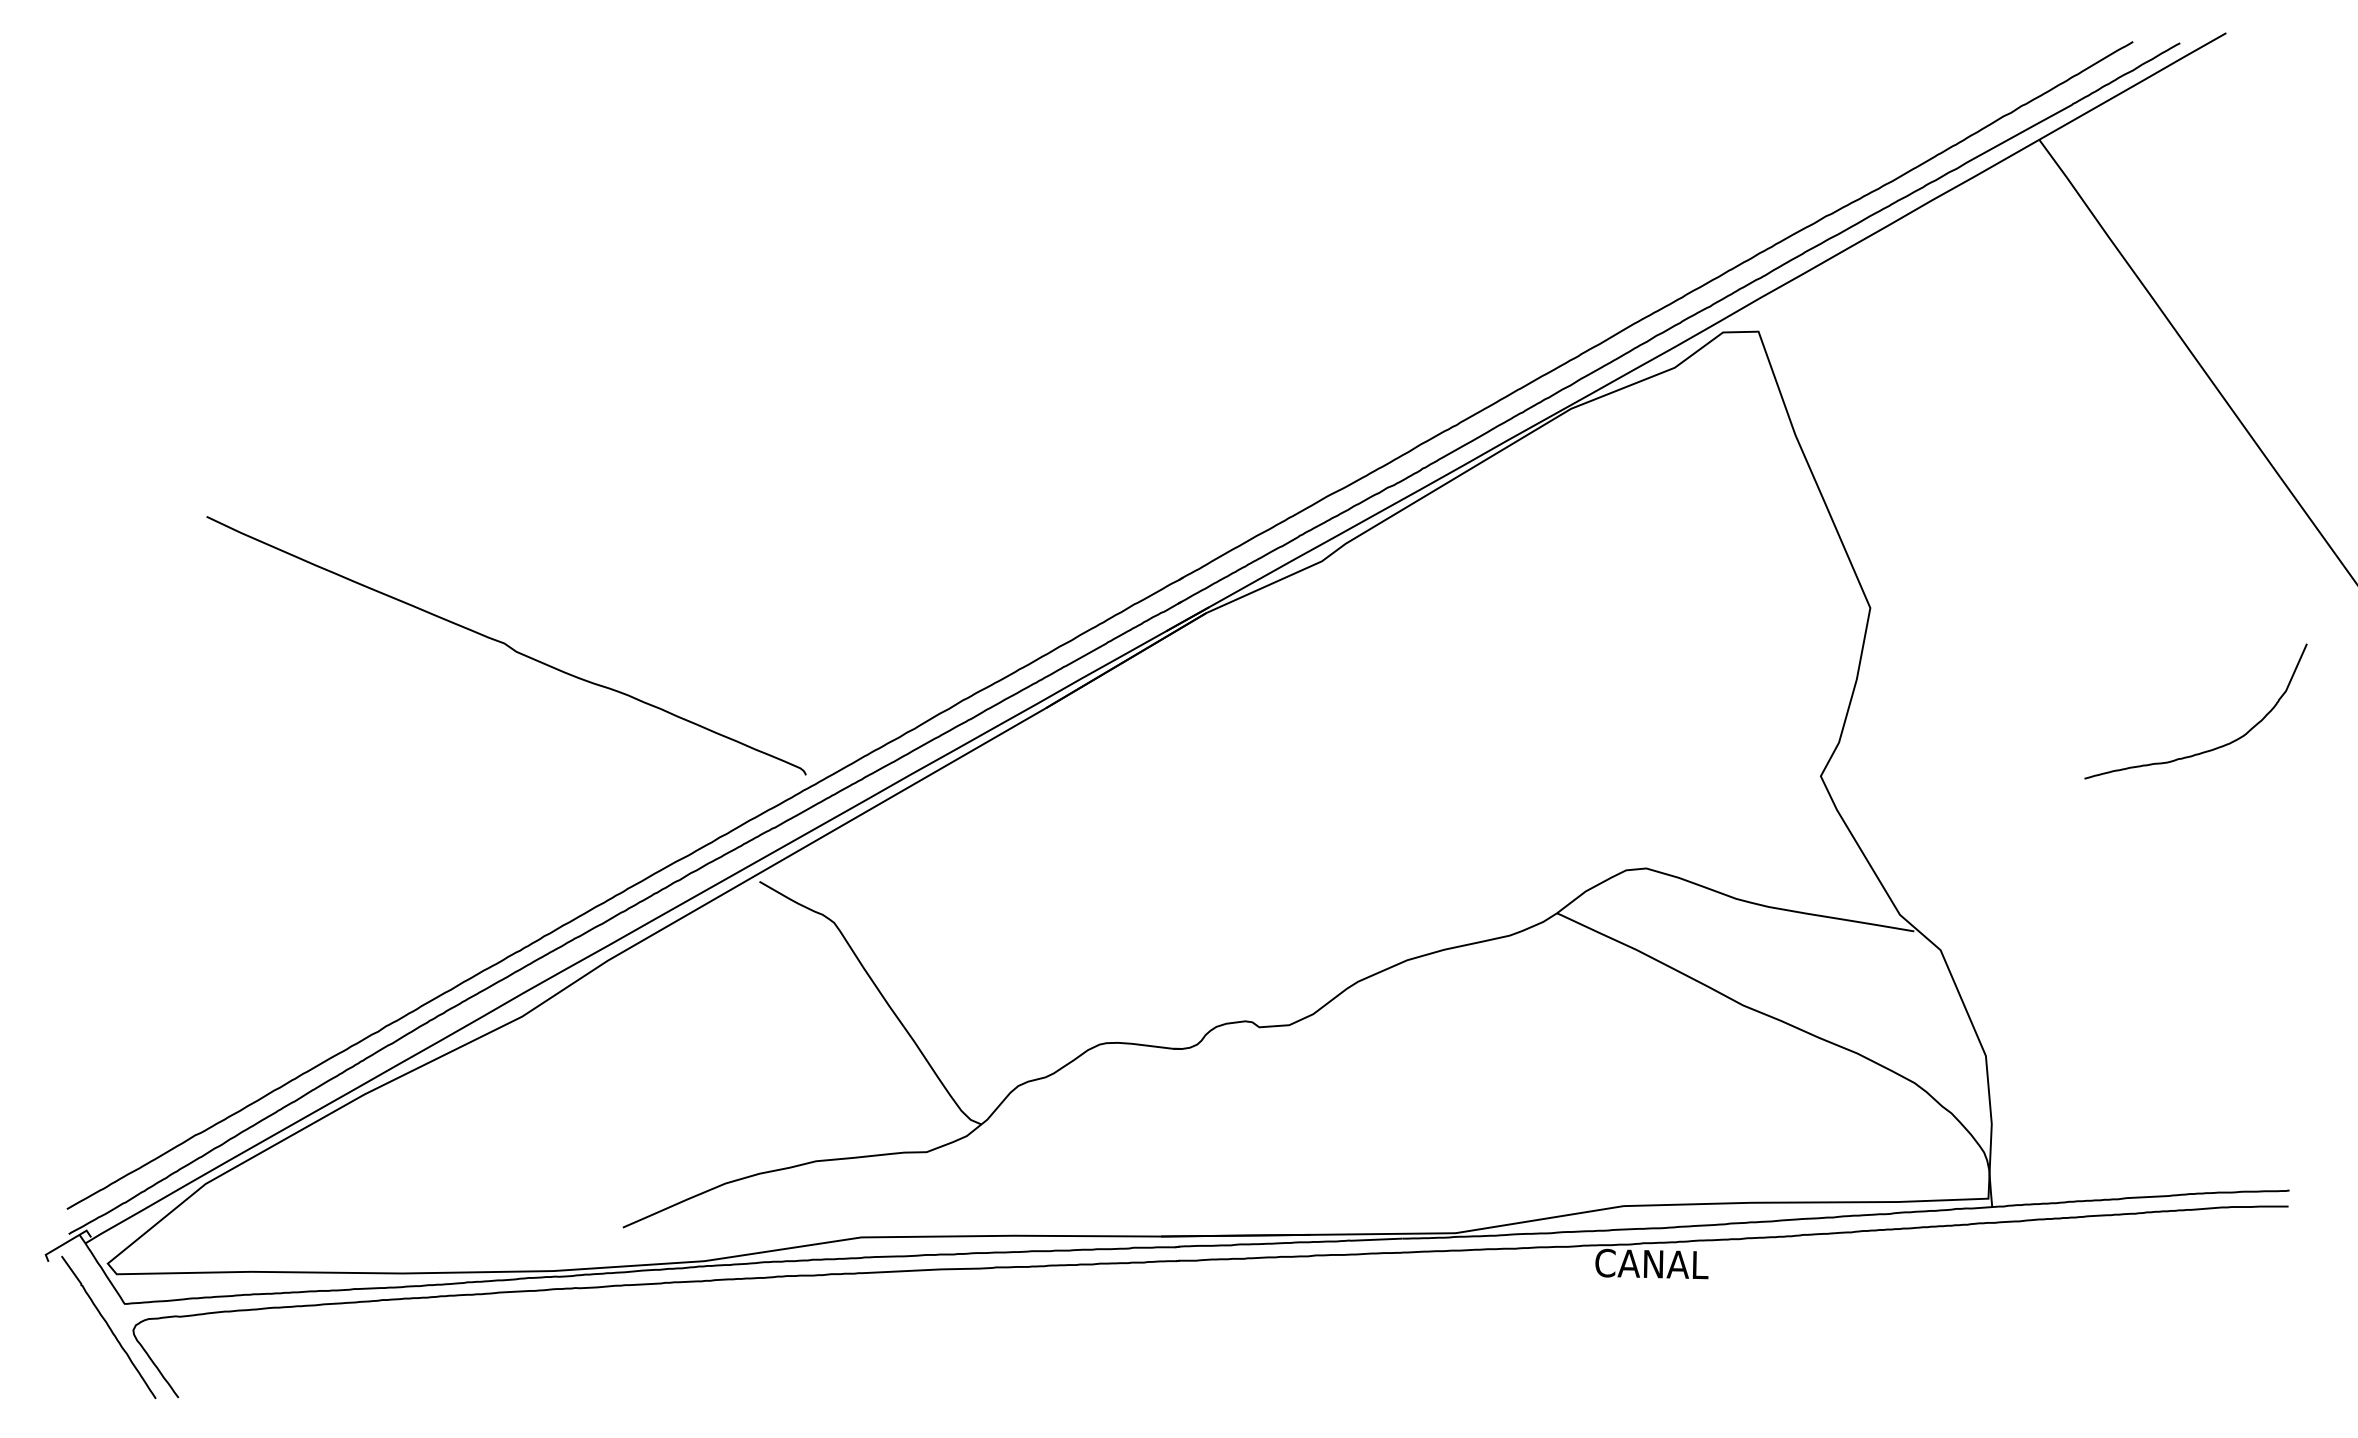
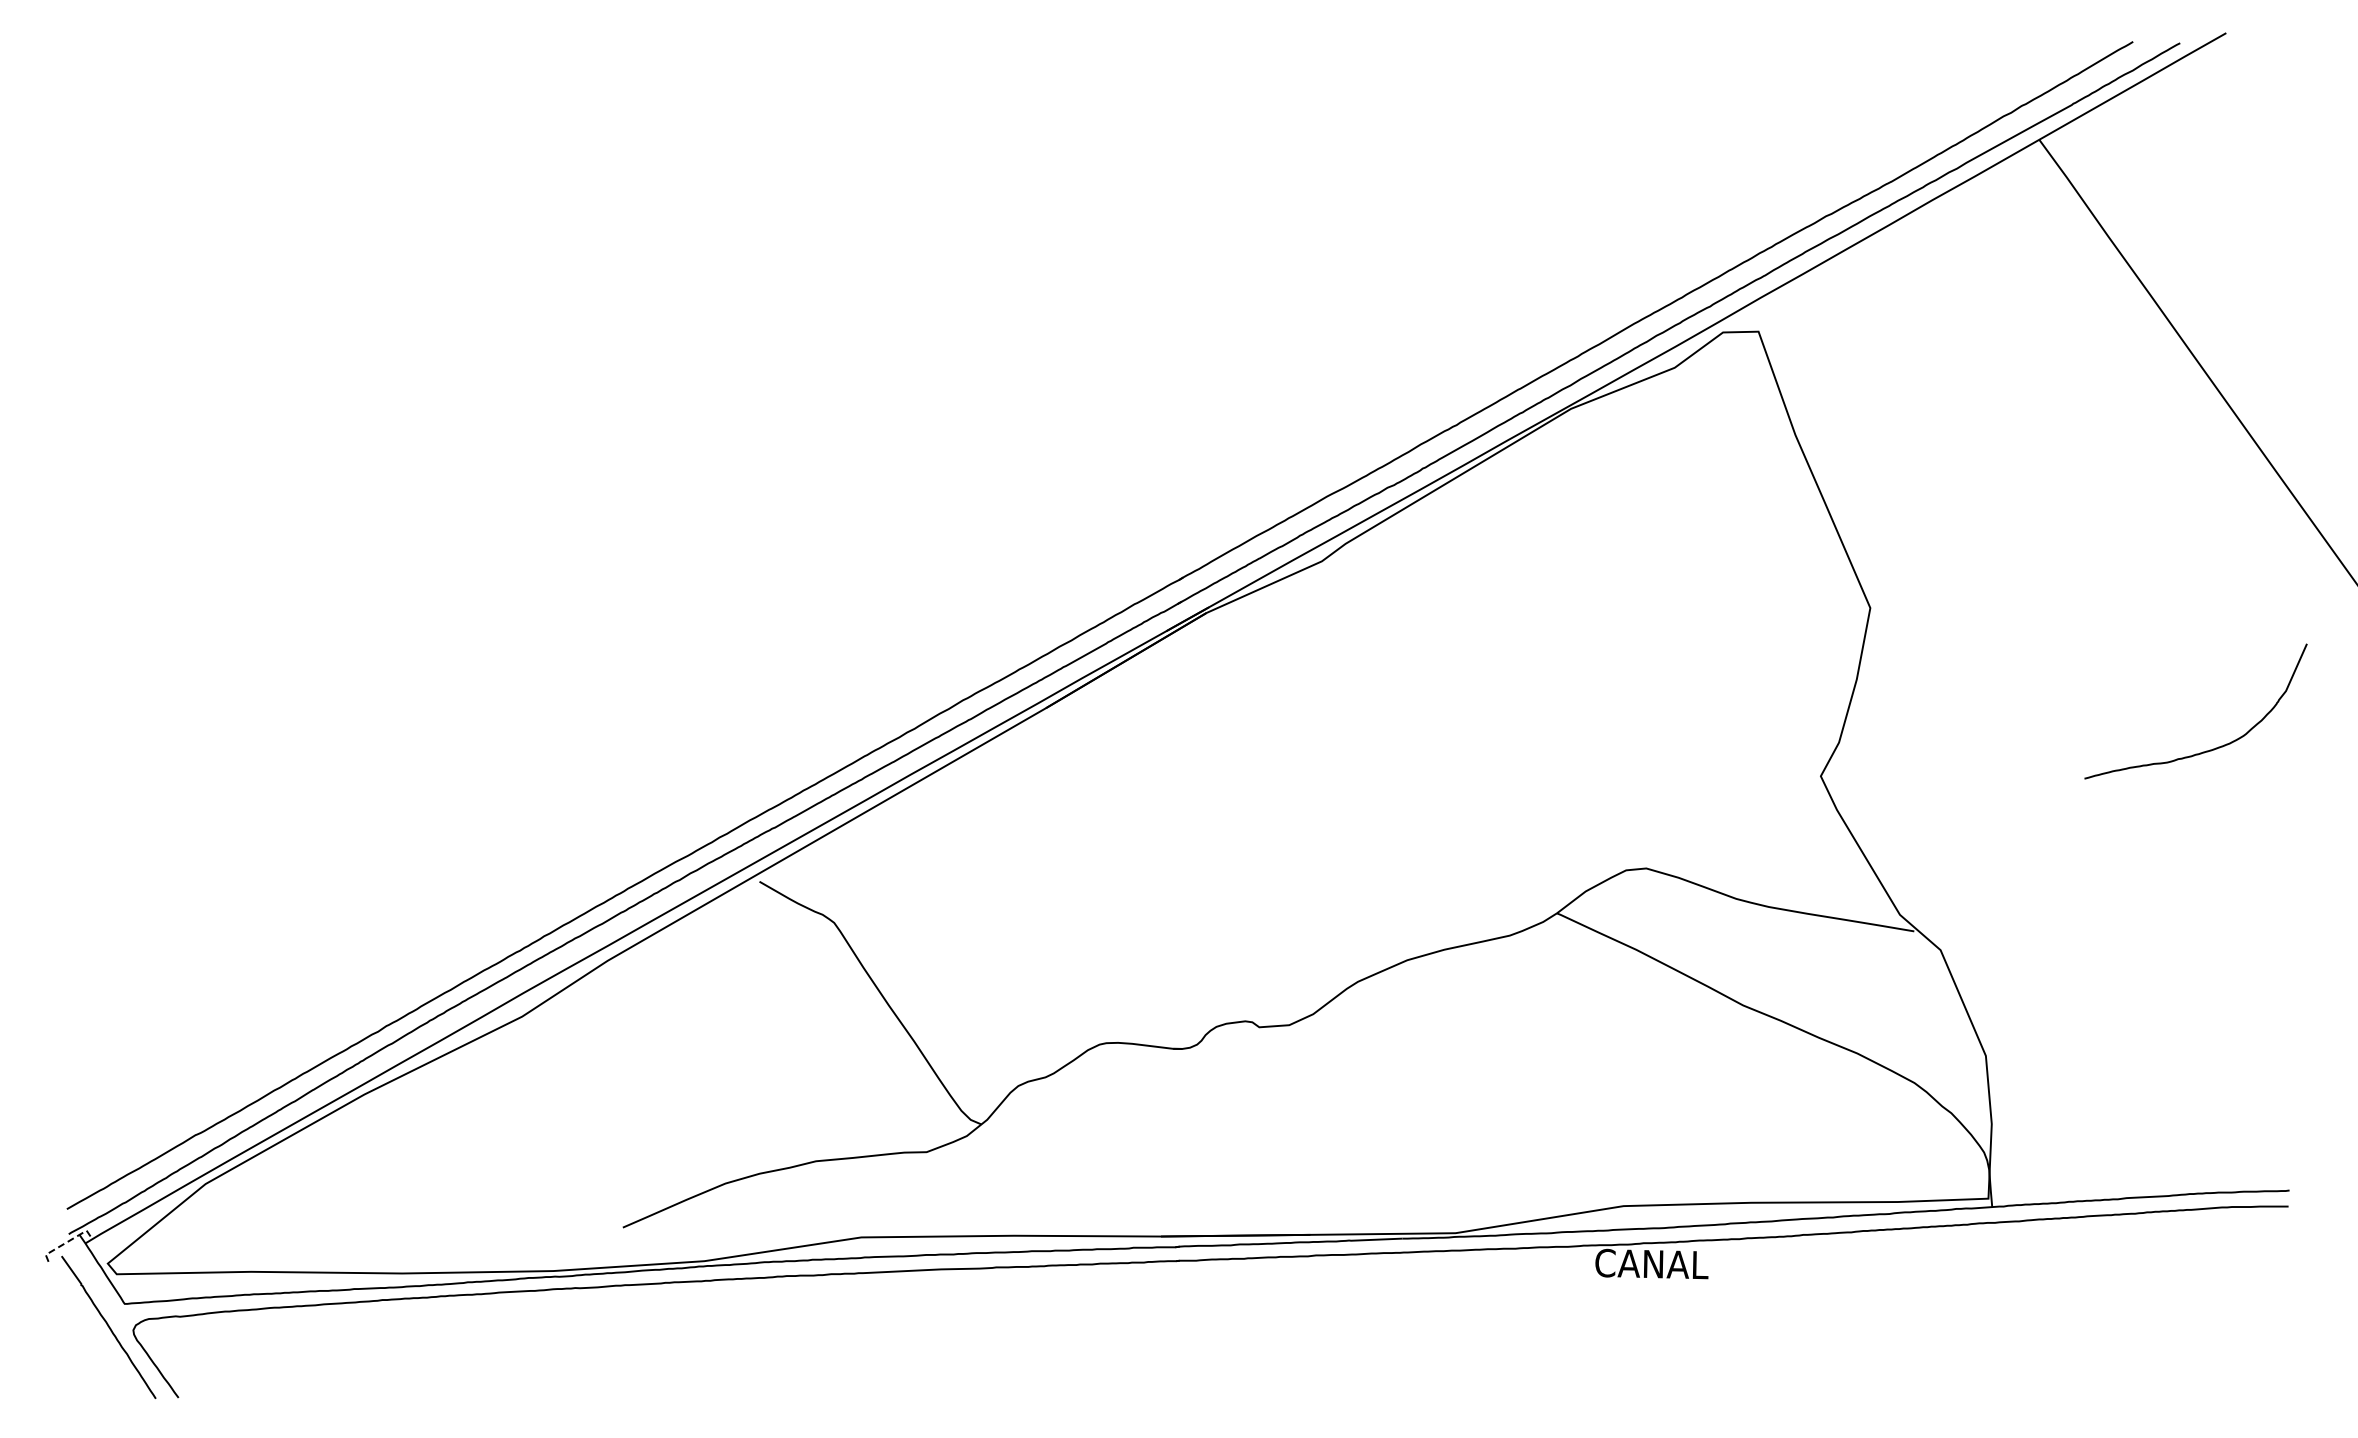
curve: present -> none (506, 645)
line: solid -> dashed (67, 1242)
